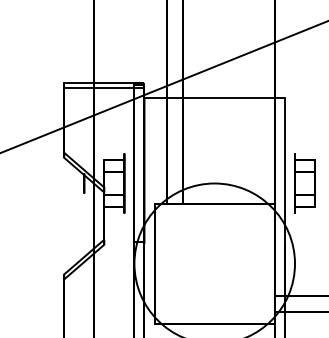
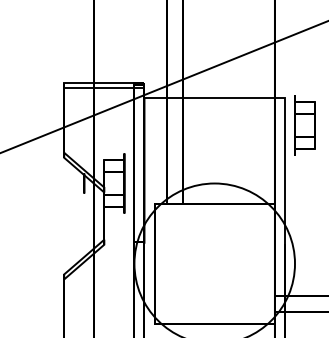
part position: (304, 183) -> (304, 125) (304, 125)
